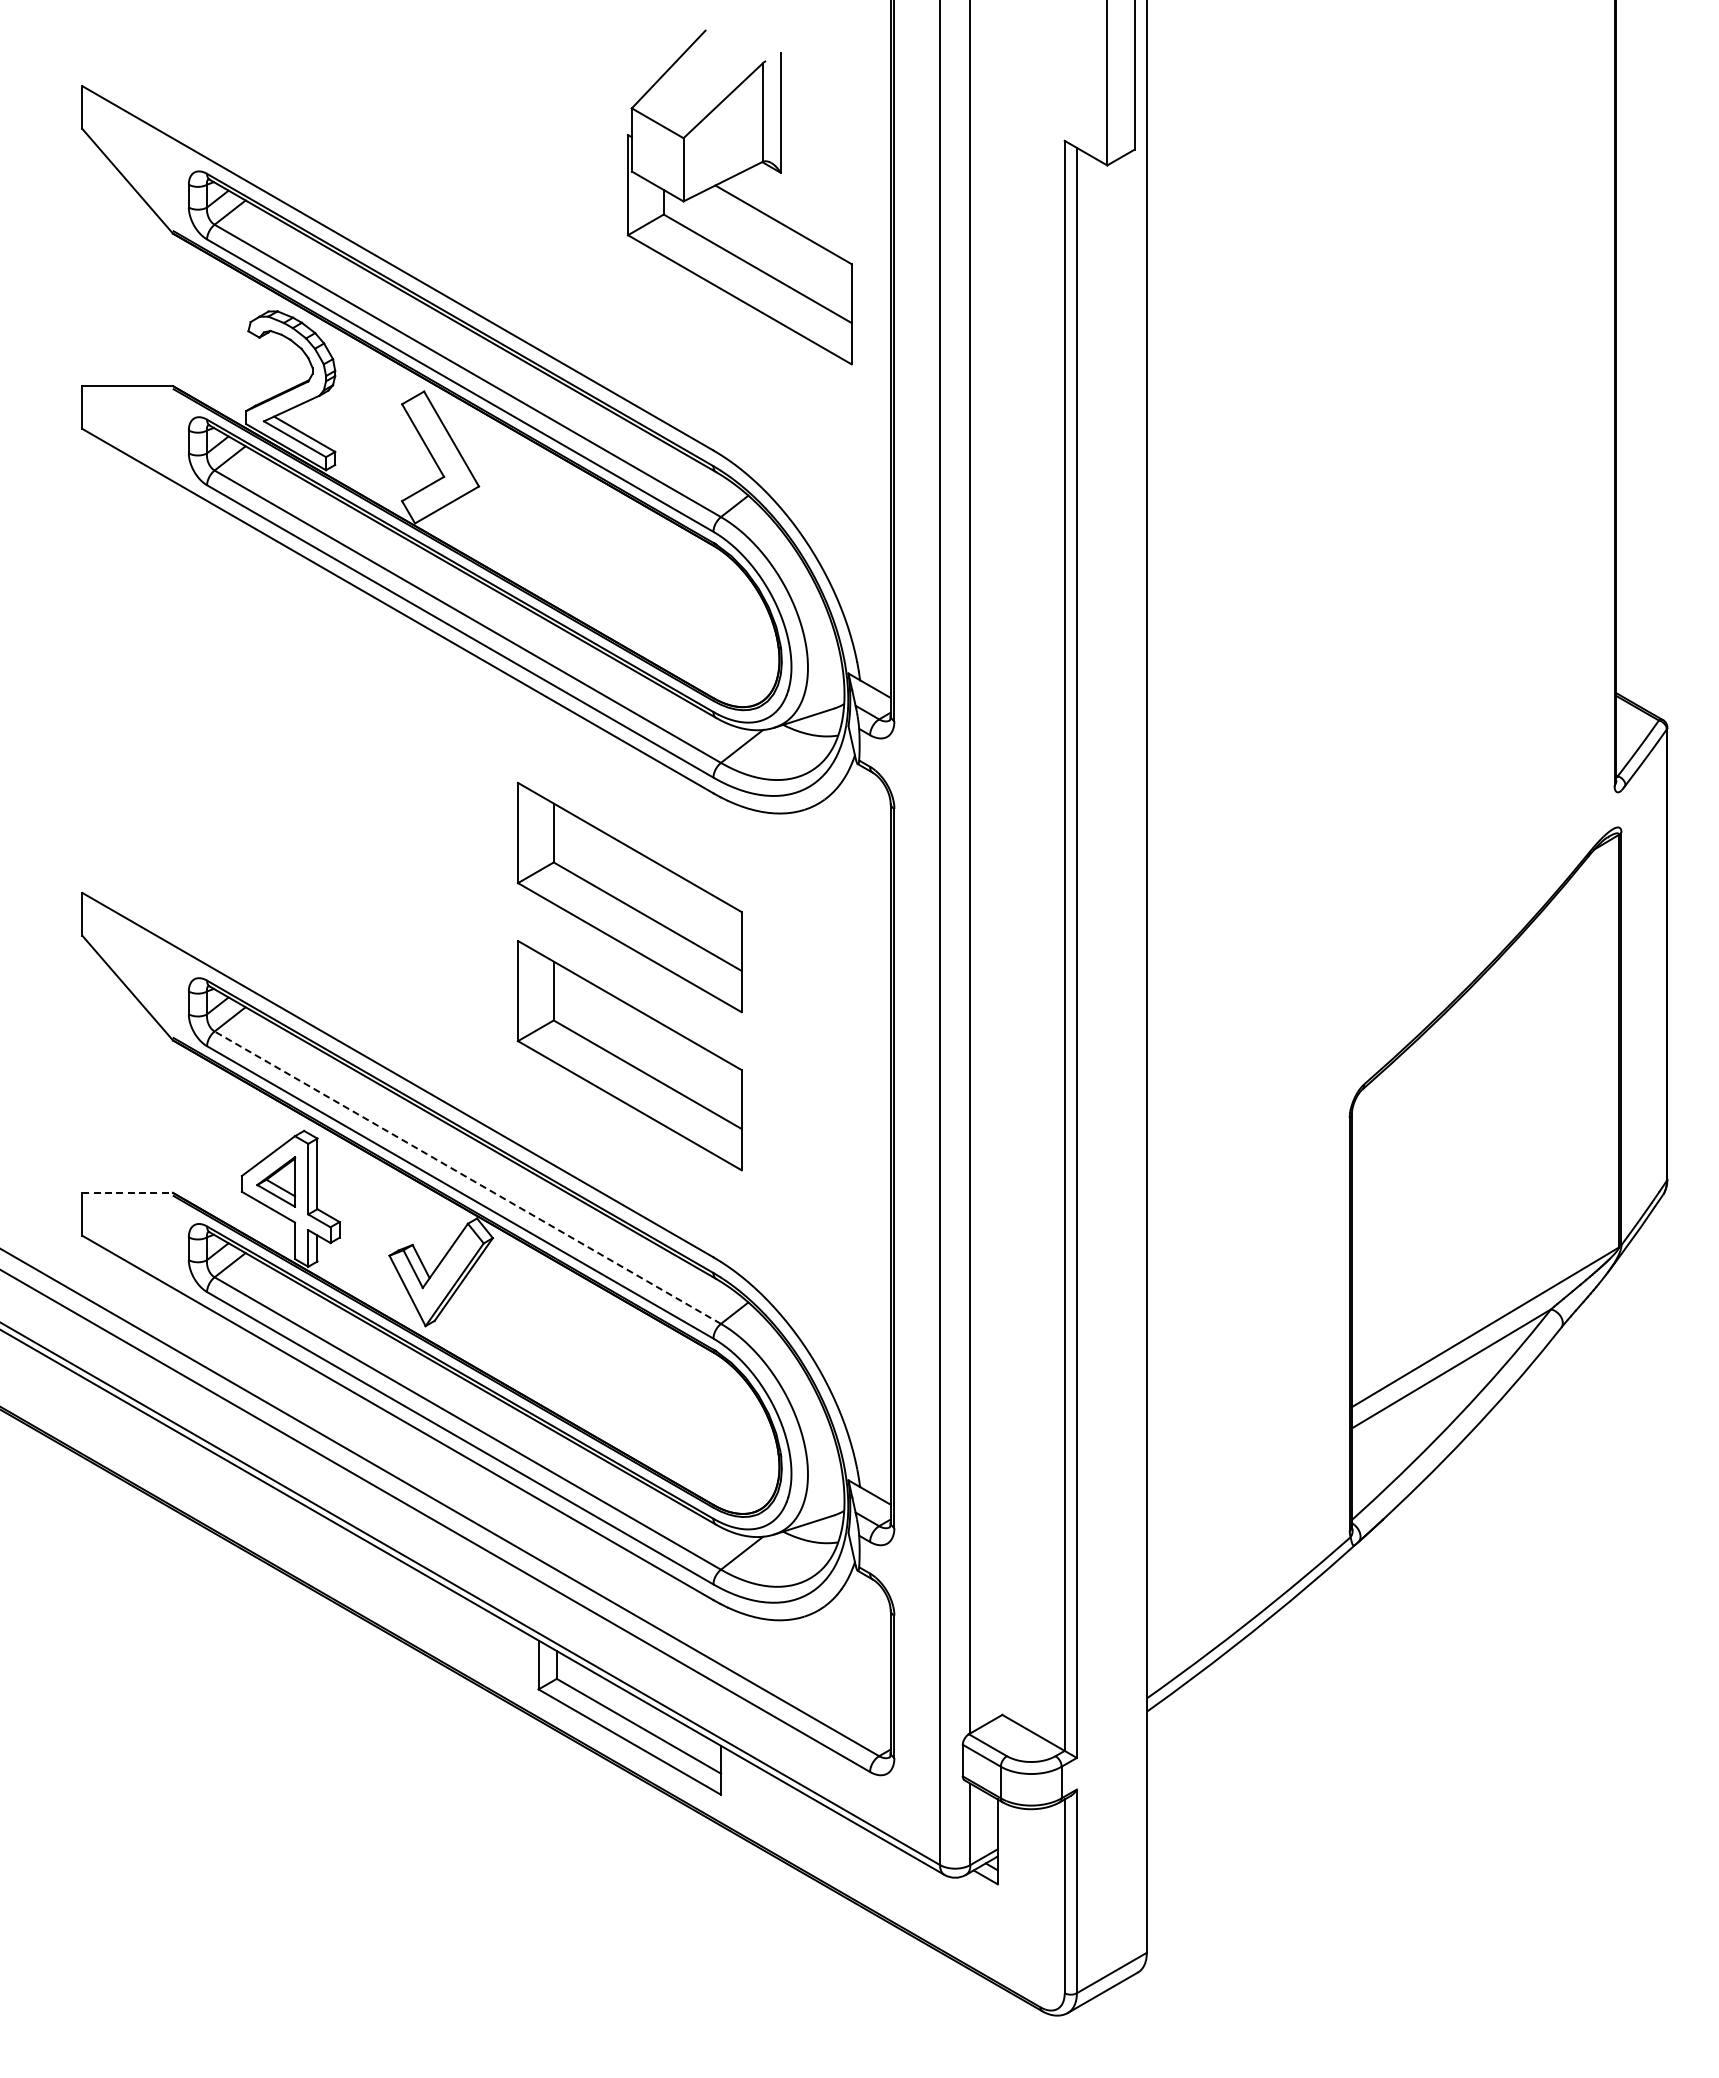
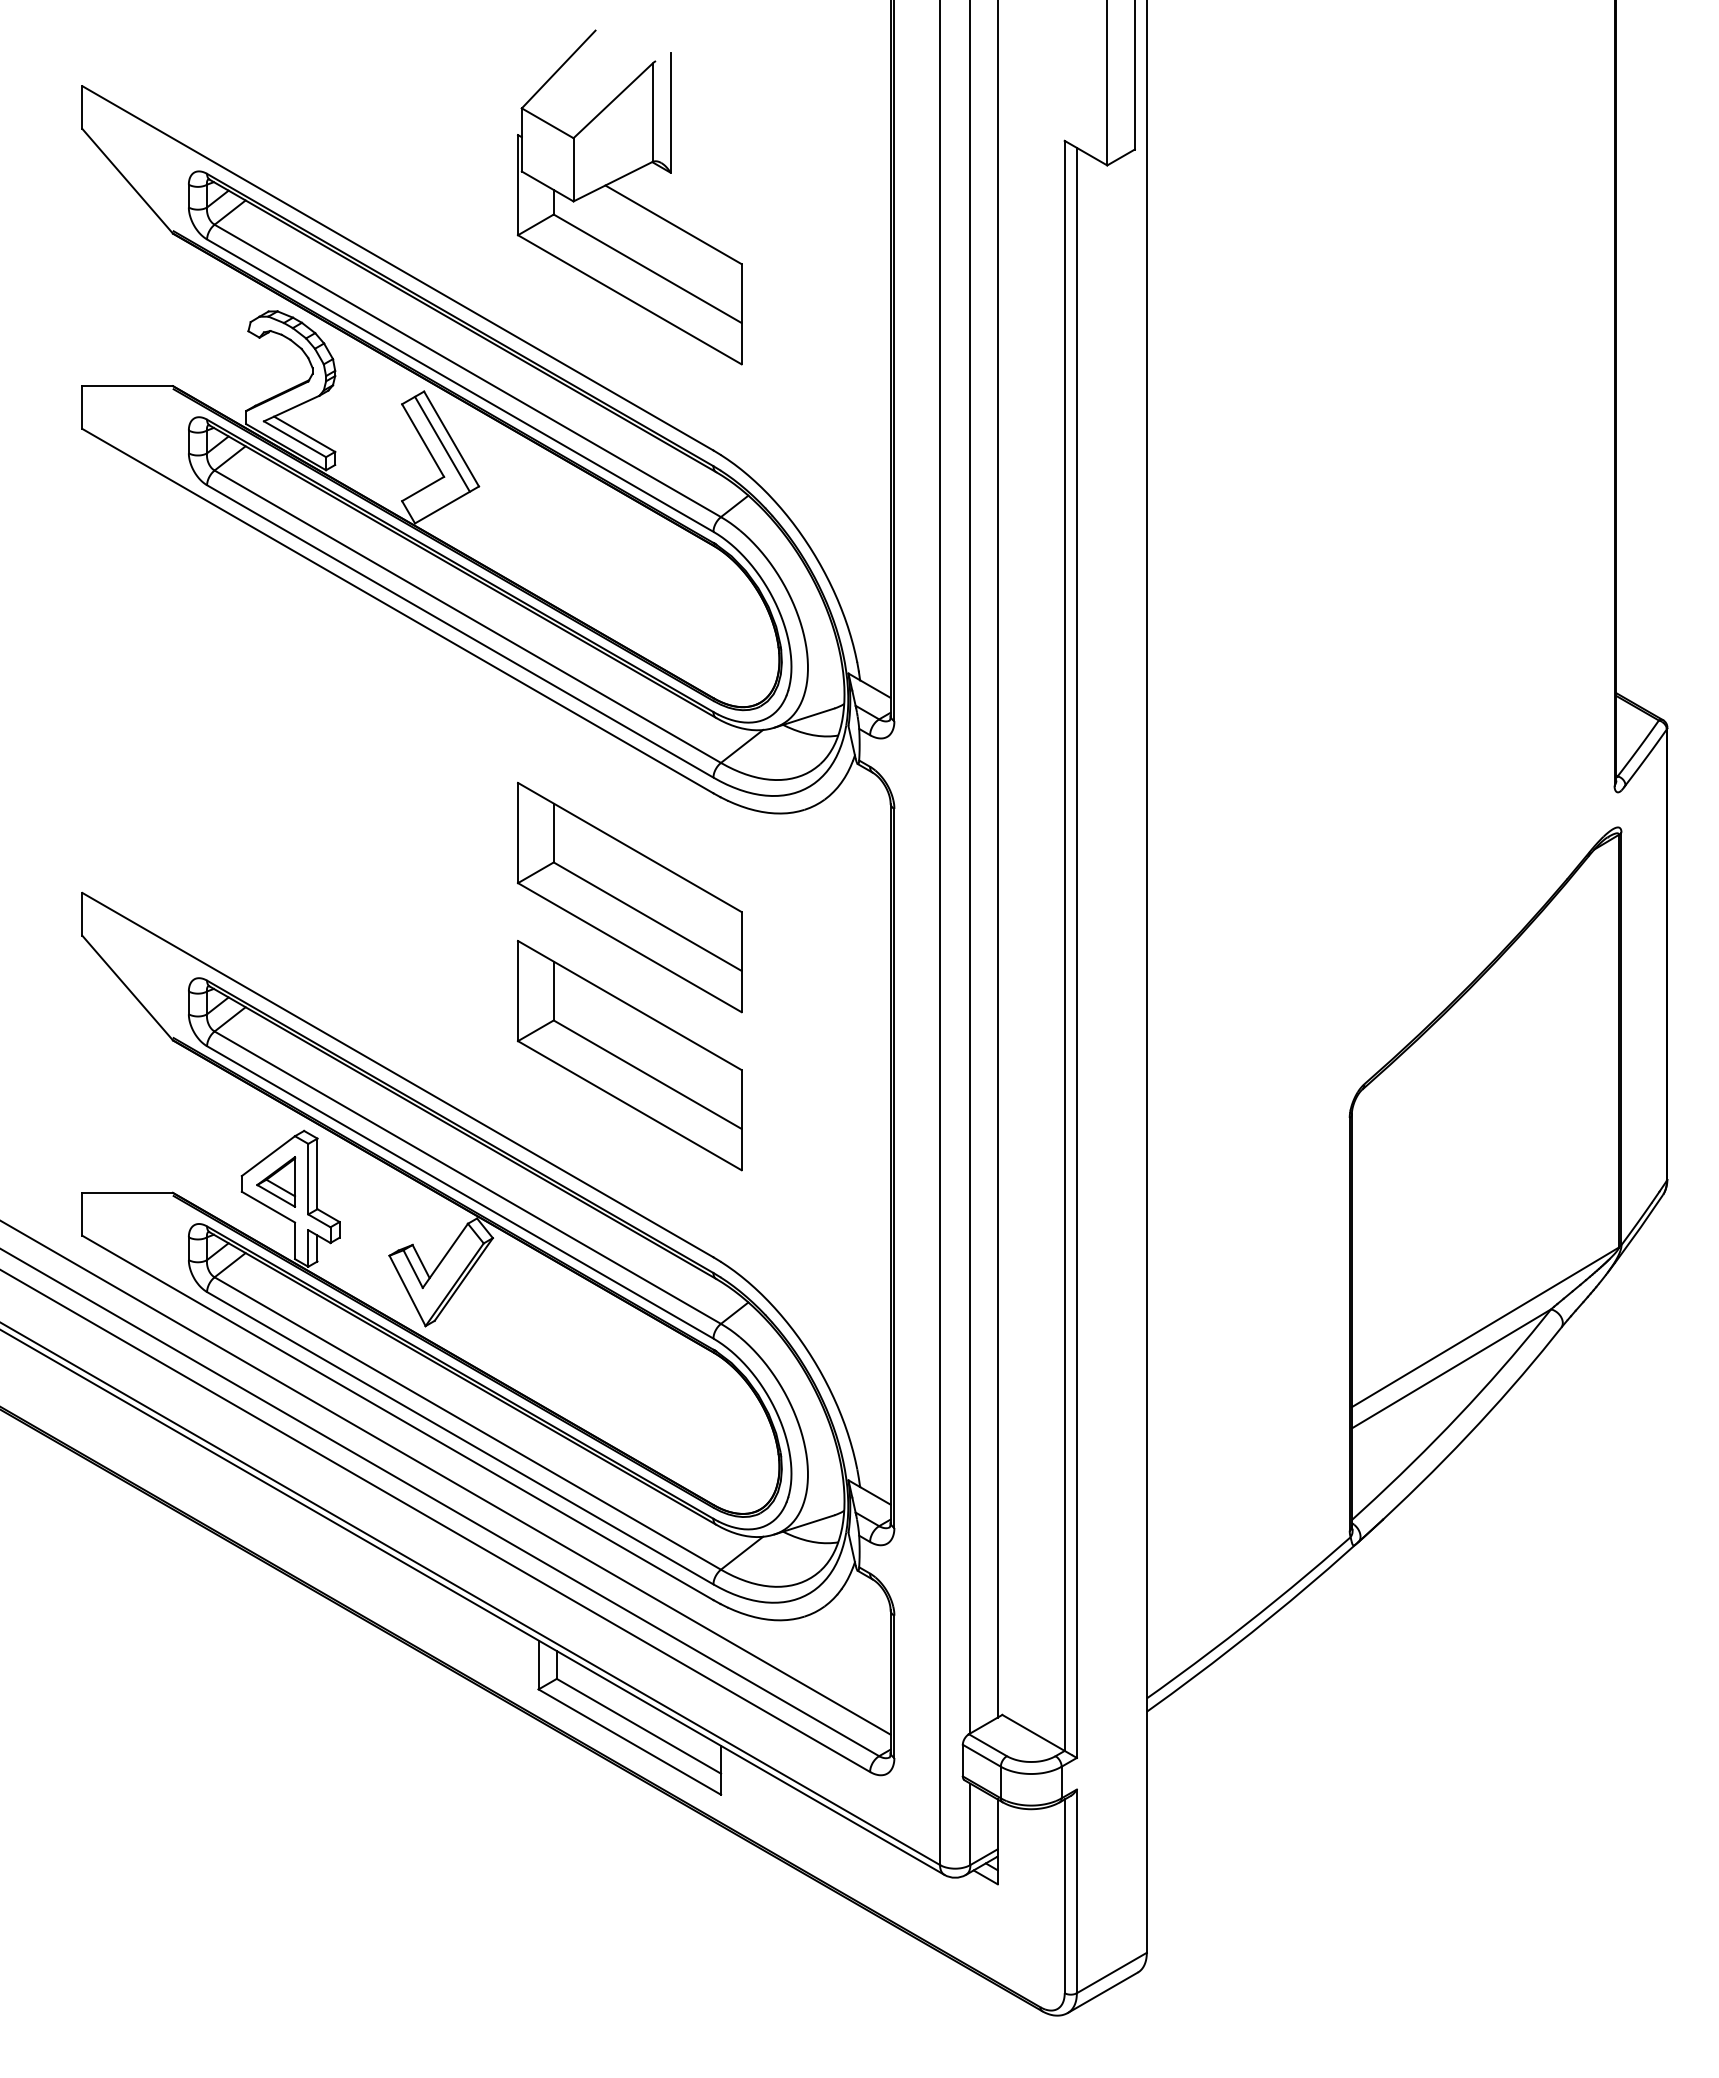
part position: (739, 197) -> (629, 197) (629, 197)
line: none -> present (442, 443)
line: none -> present (997, 859)
line: dashed -> solid (467, 1177)
line: dashed -> solid (128, 1192)
line: none -> present (446, 1478)
